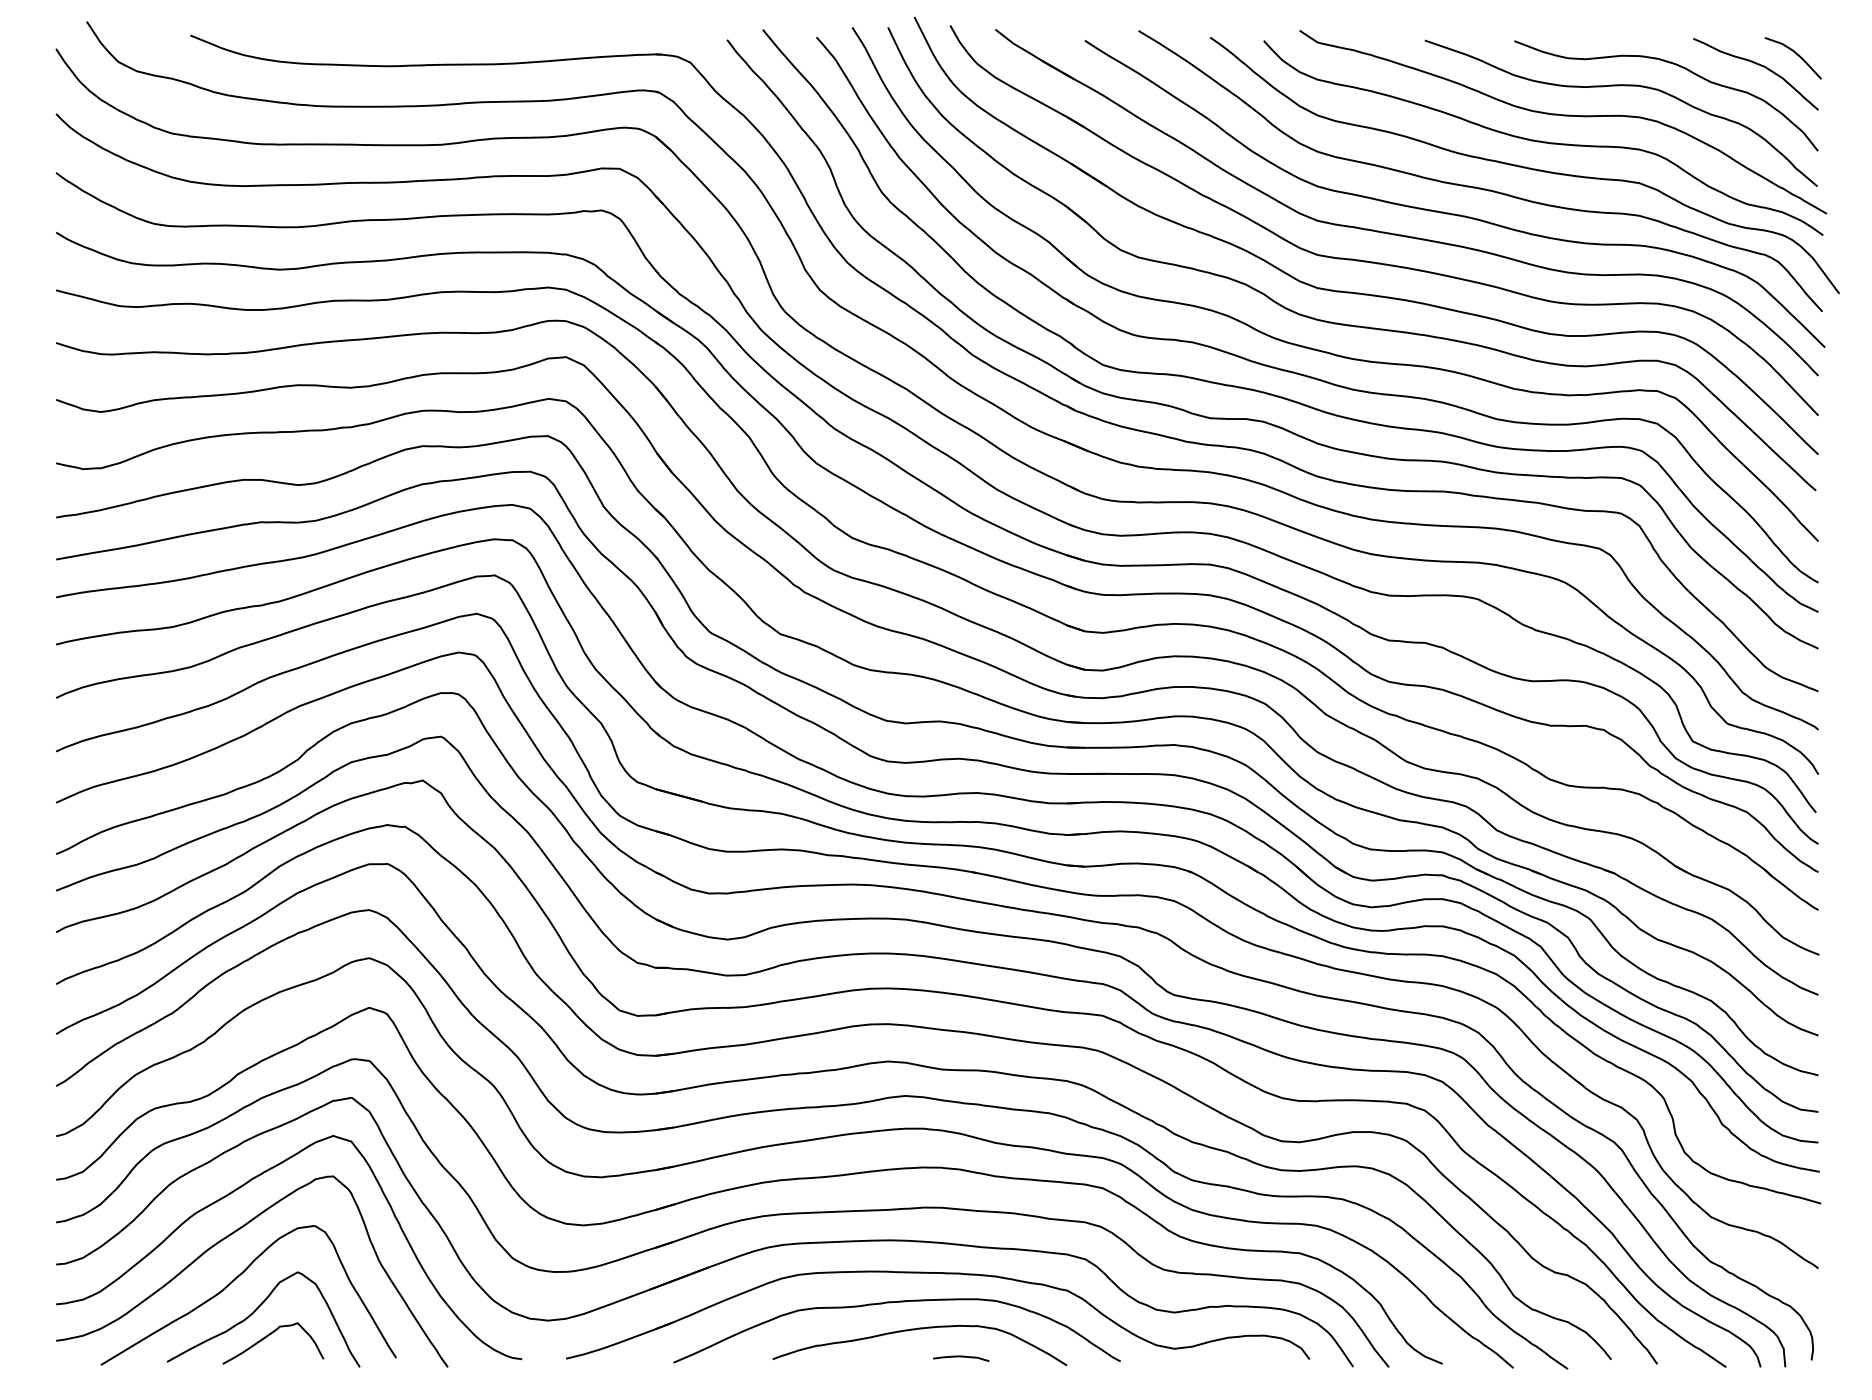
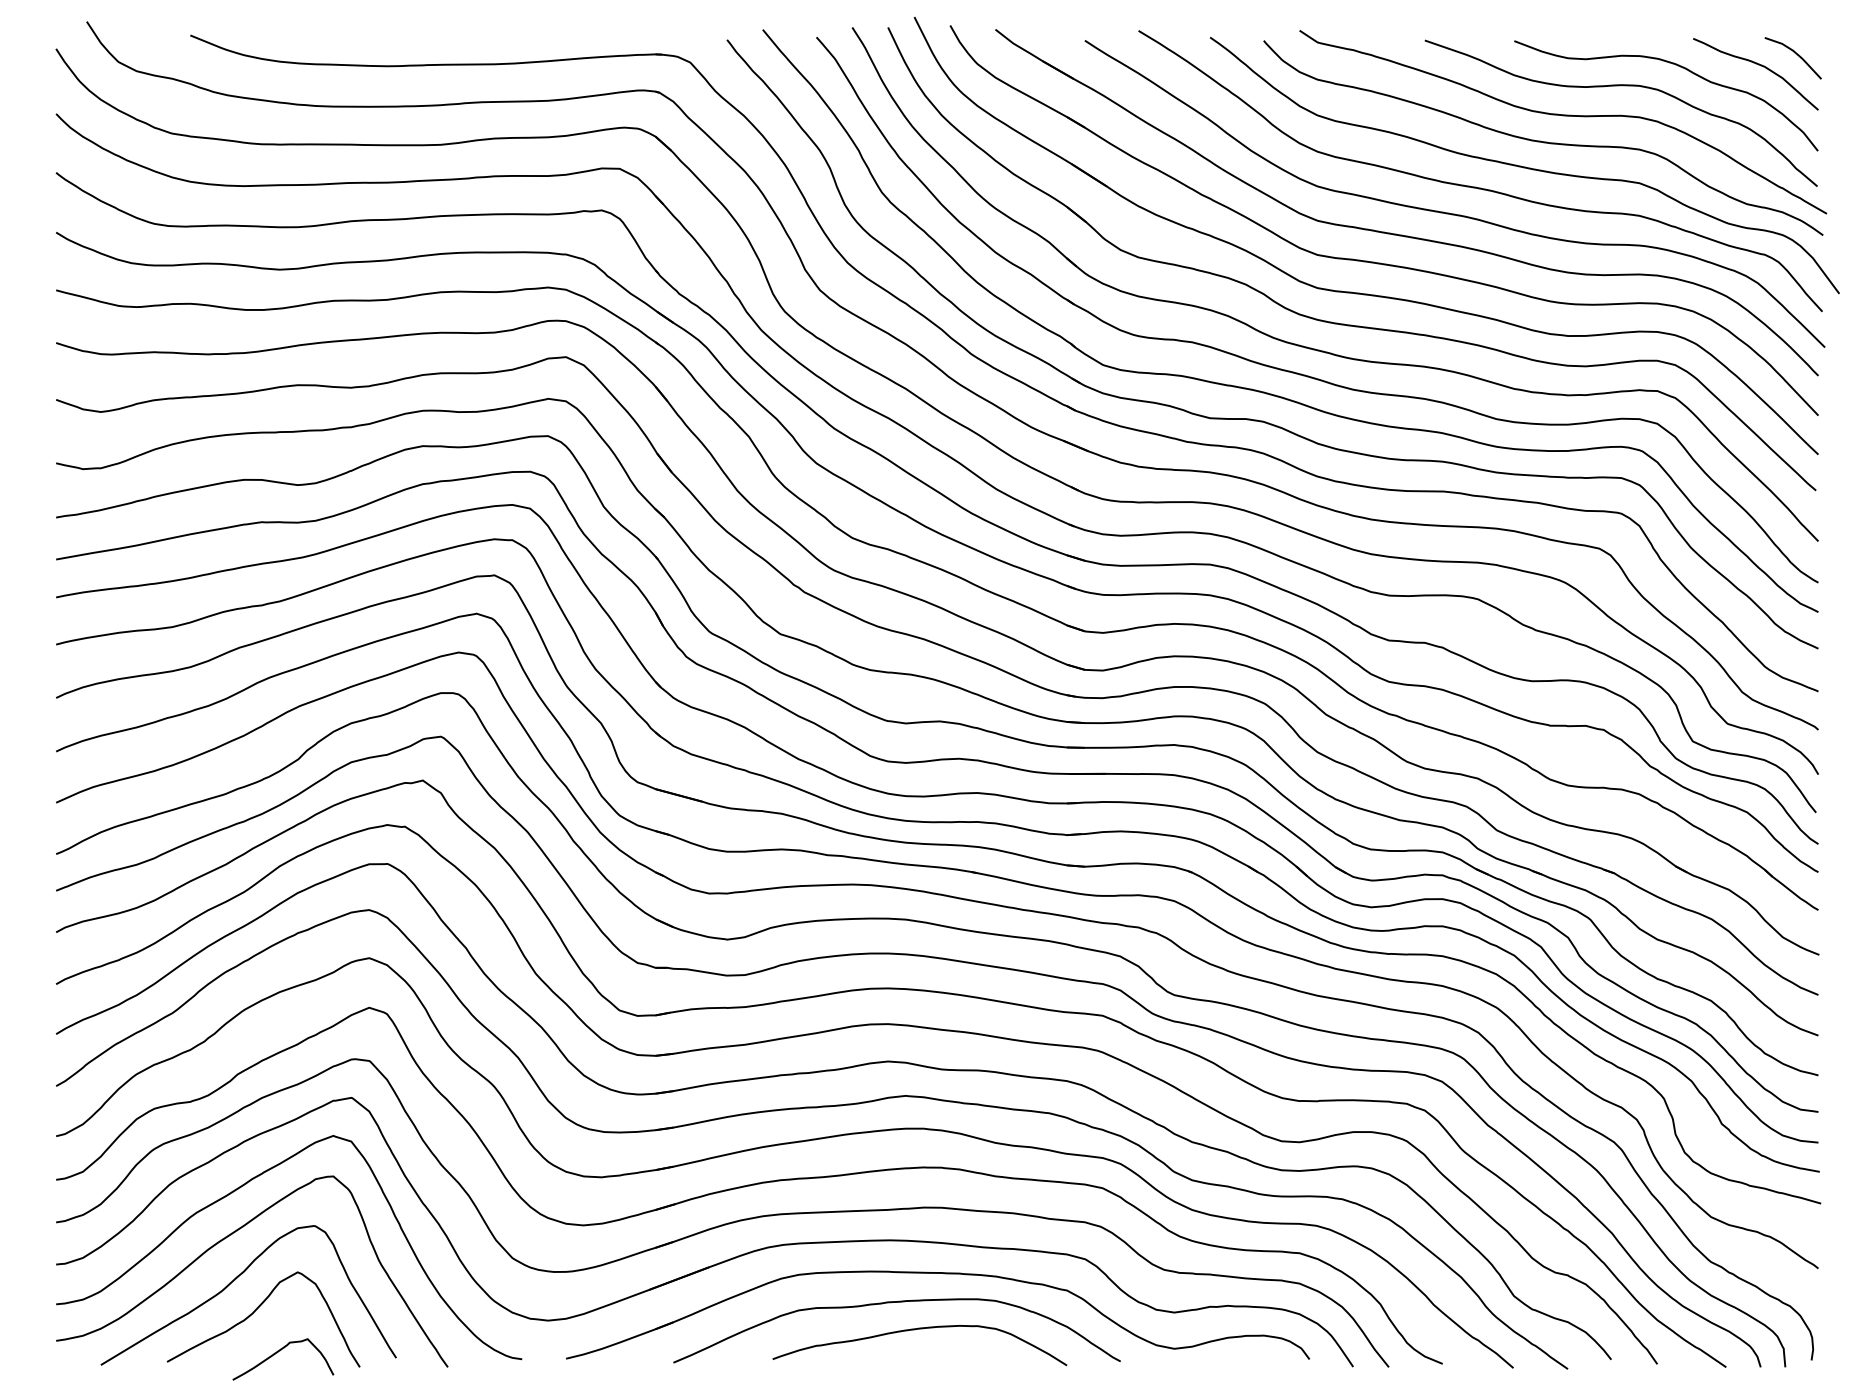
curve position: (267, 1337) -> (277, 1353) (277, 1353)
curve: present -> none (961, 1357)
